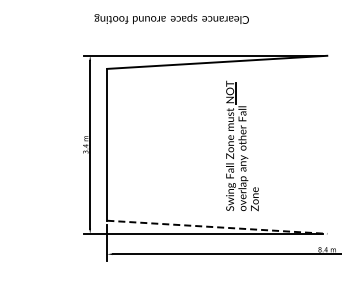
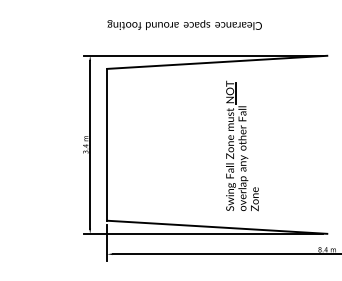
text position: (171, 19) -> (184, 25) (184, 25)
line: dashed -> solid (217, 227)
